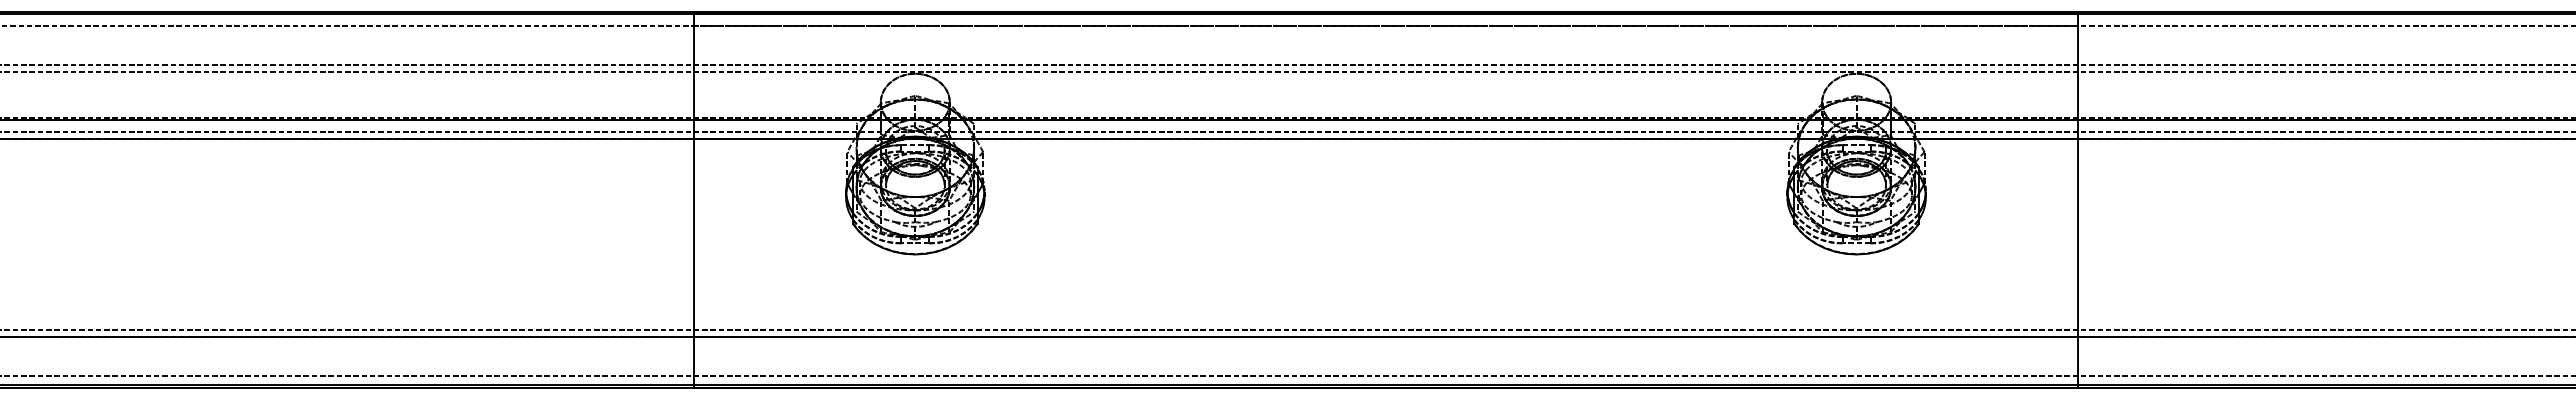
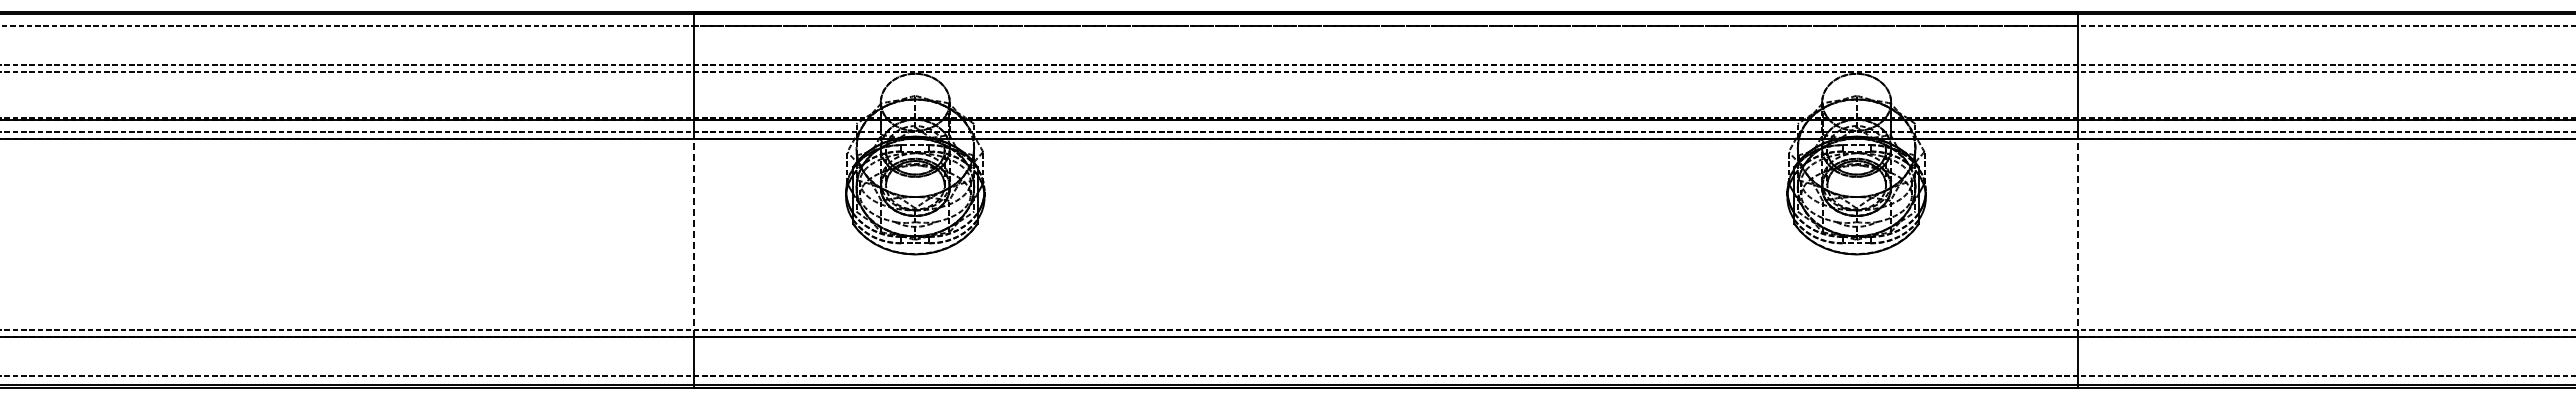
line: solid -> dashed (693, 237)
line: solid -> dashed (2078, 237)
